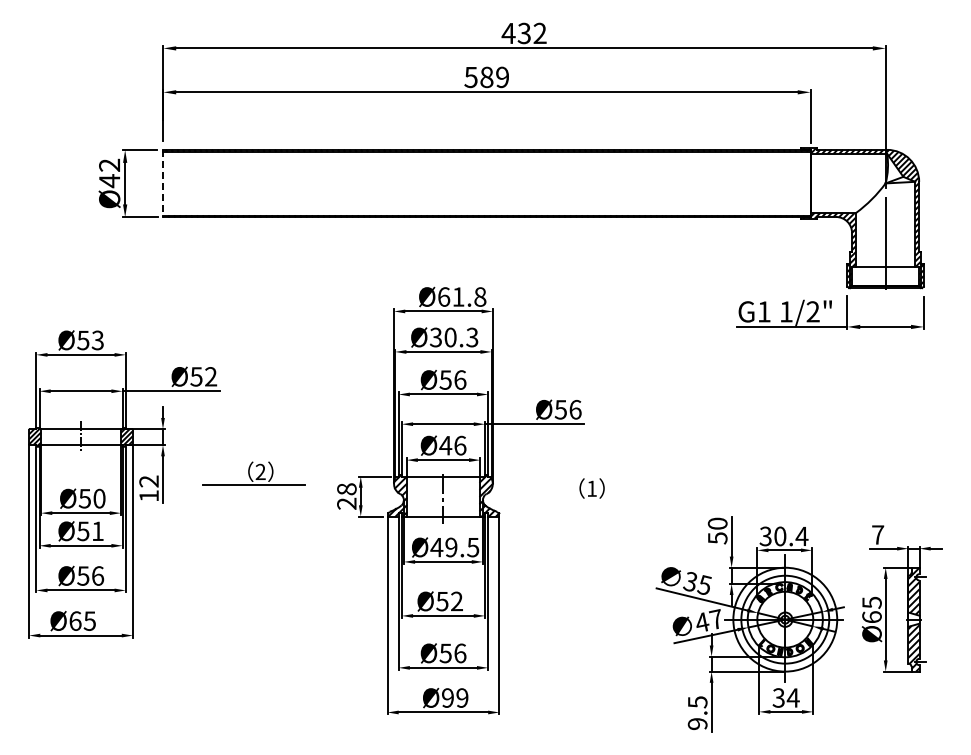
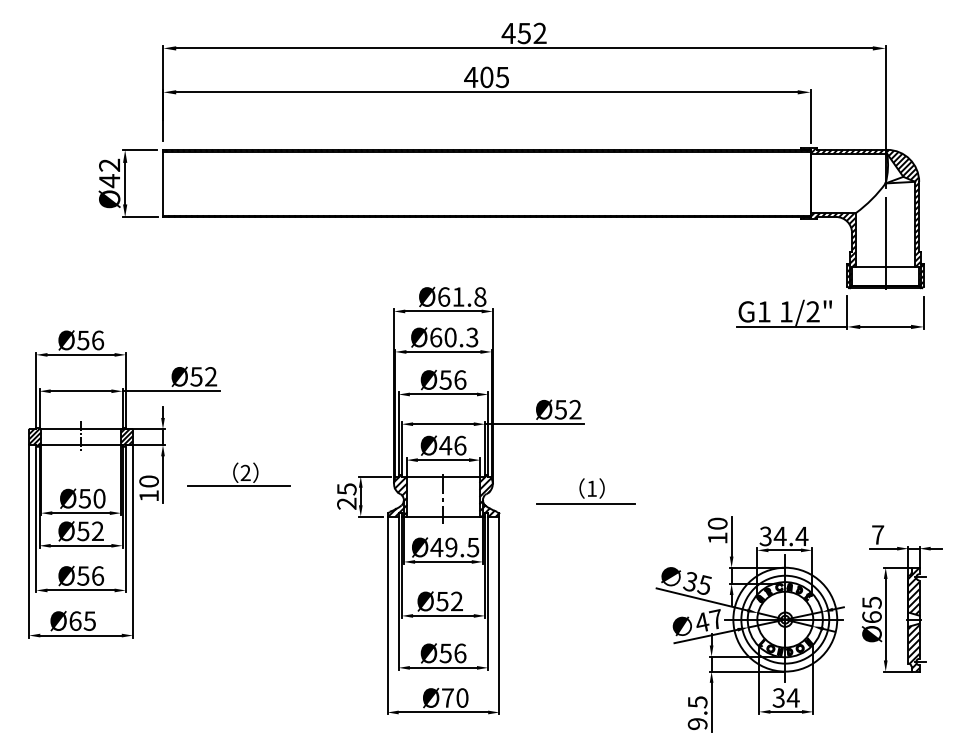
text: 432 -> 452 (524, 32)
text: 589 -> 405 (486, 77)
line: dashed -> solid (163, 183)
text: Ø30.3 -> Ø60.3 (435, 337)
text: Ø53 -> Ø56 (97, 340)
text: Ø56 -> Ø52 (575, 409)
part position: (253, 473) -> (238, 474) (238, 474)
text: 12 -> 10 (148, 481)
text: 28 -> 25 (346, 489)
line: none -> present (585, 503)
text: Ø51 -> Ø52 (97, 530)
text: 30.4 -> 34.4 (779, 536)
text: 50 -> 10 (717, 538)
text: Ø99 -> Ø70 (455, 697)
